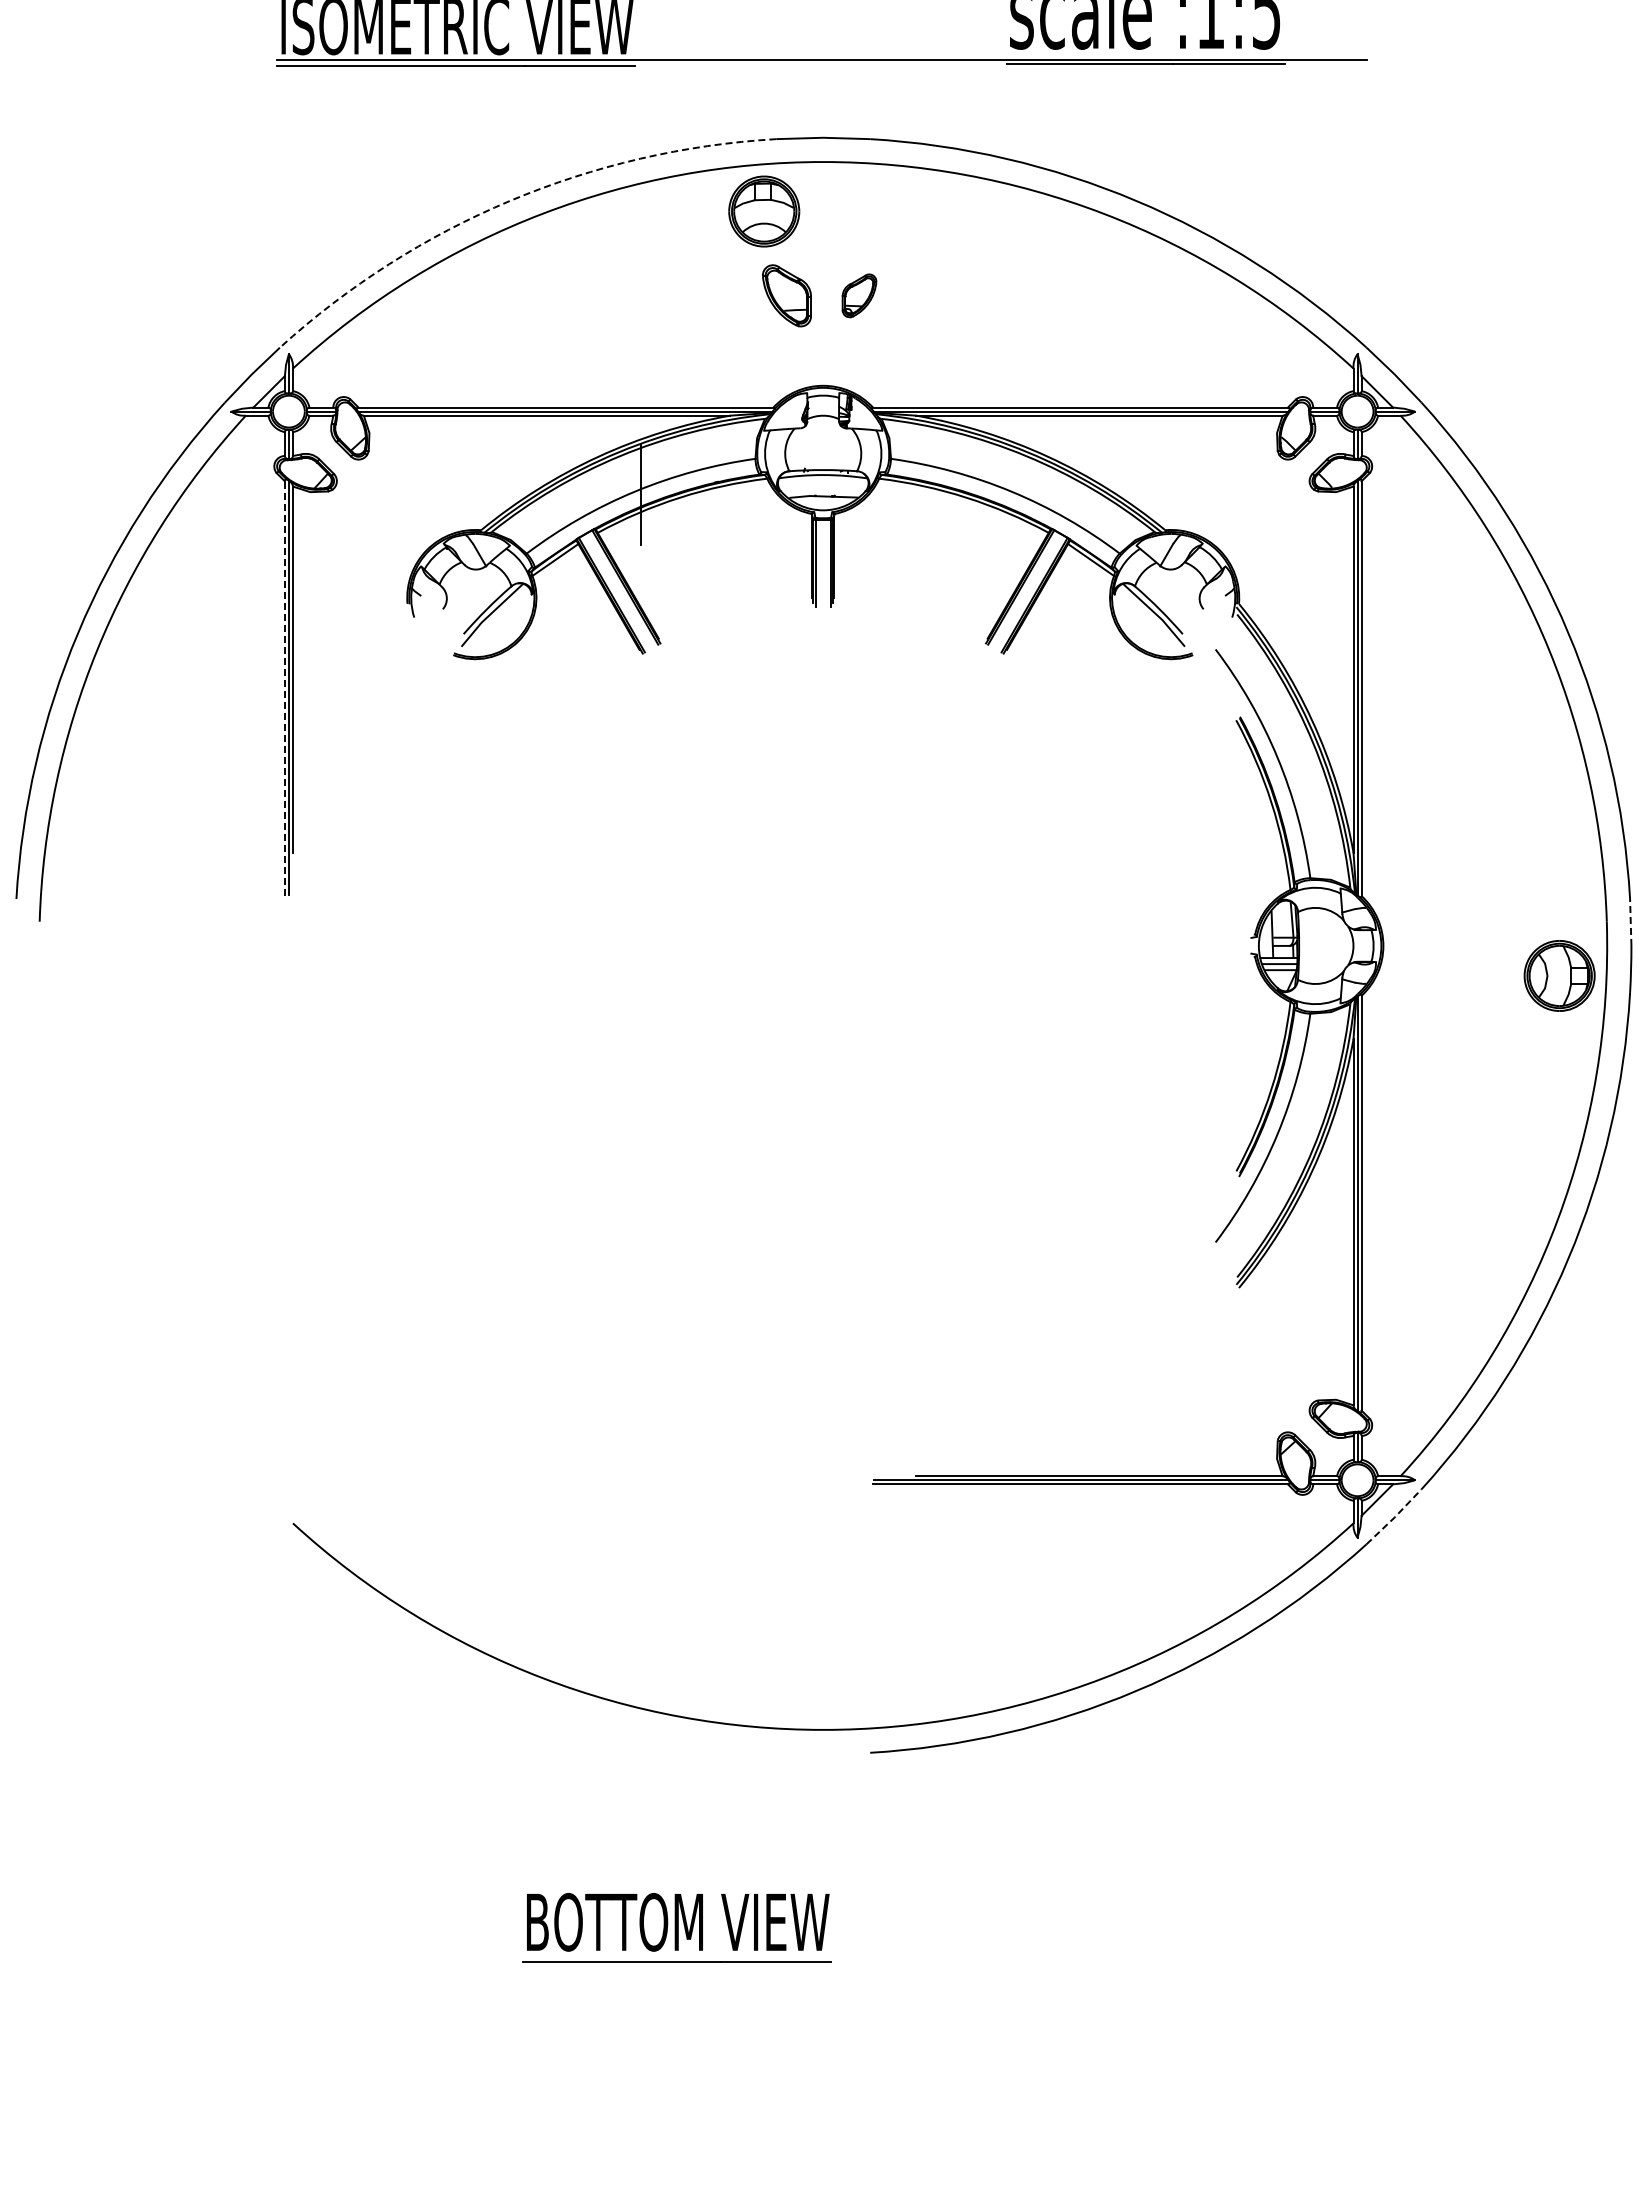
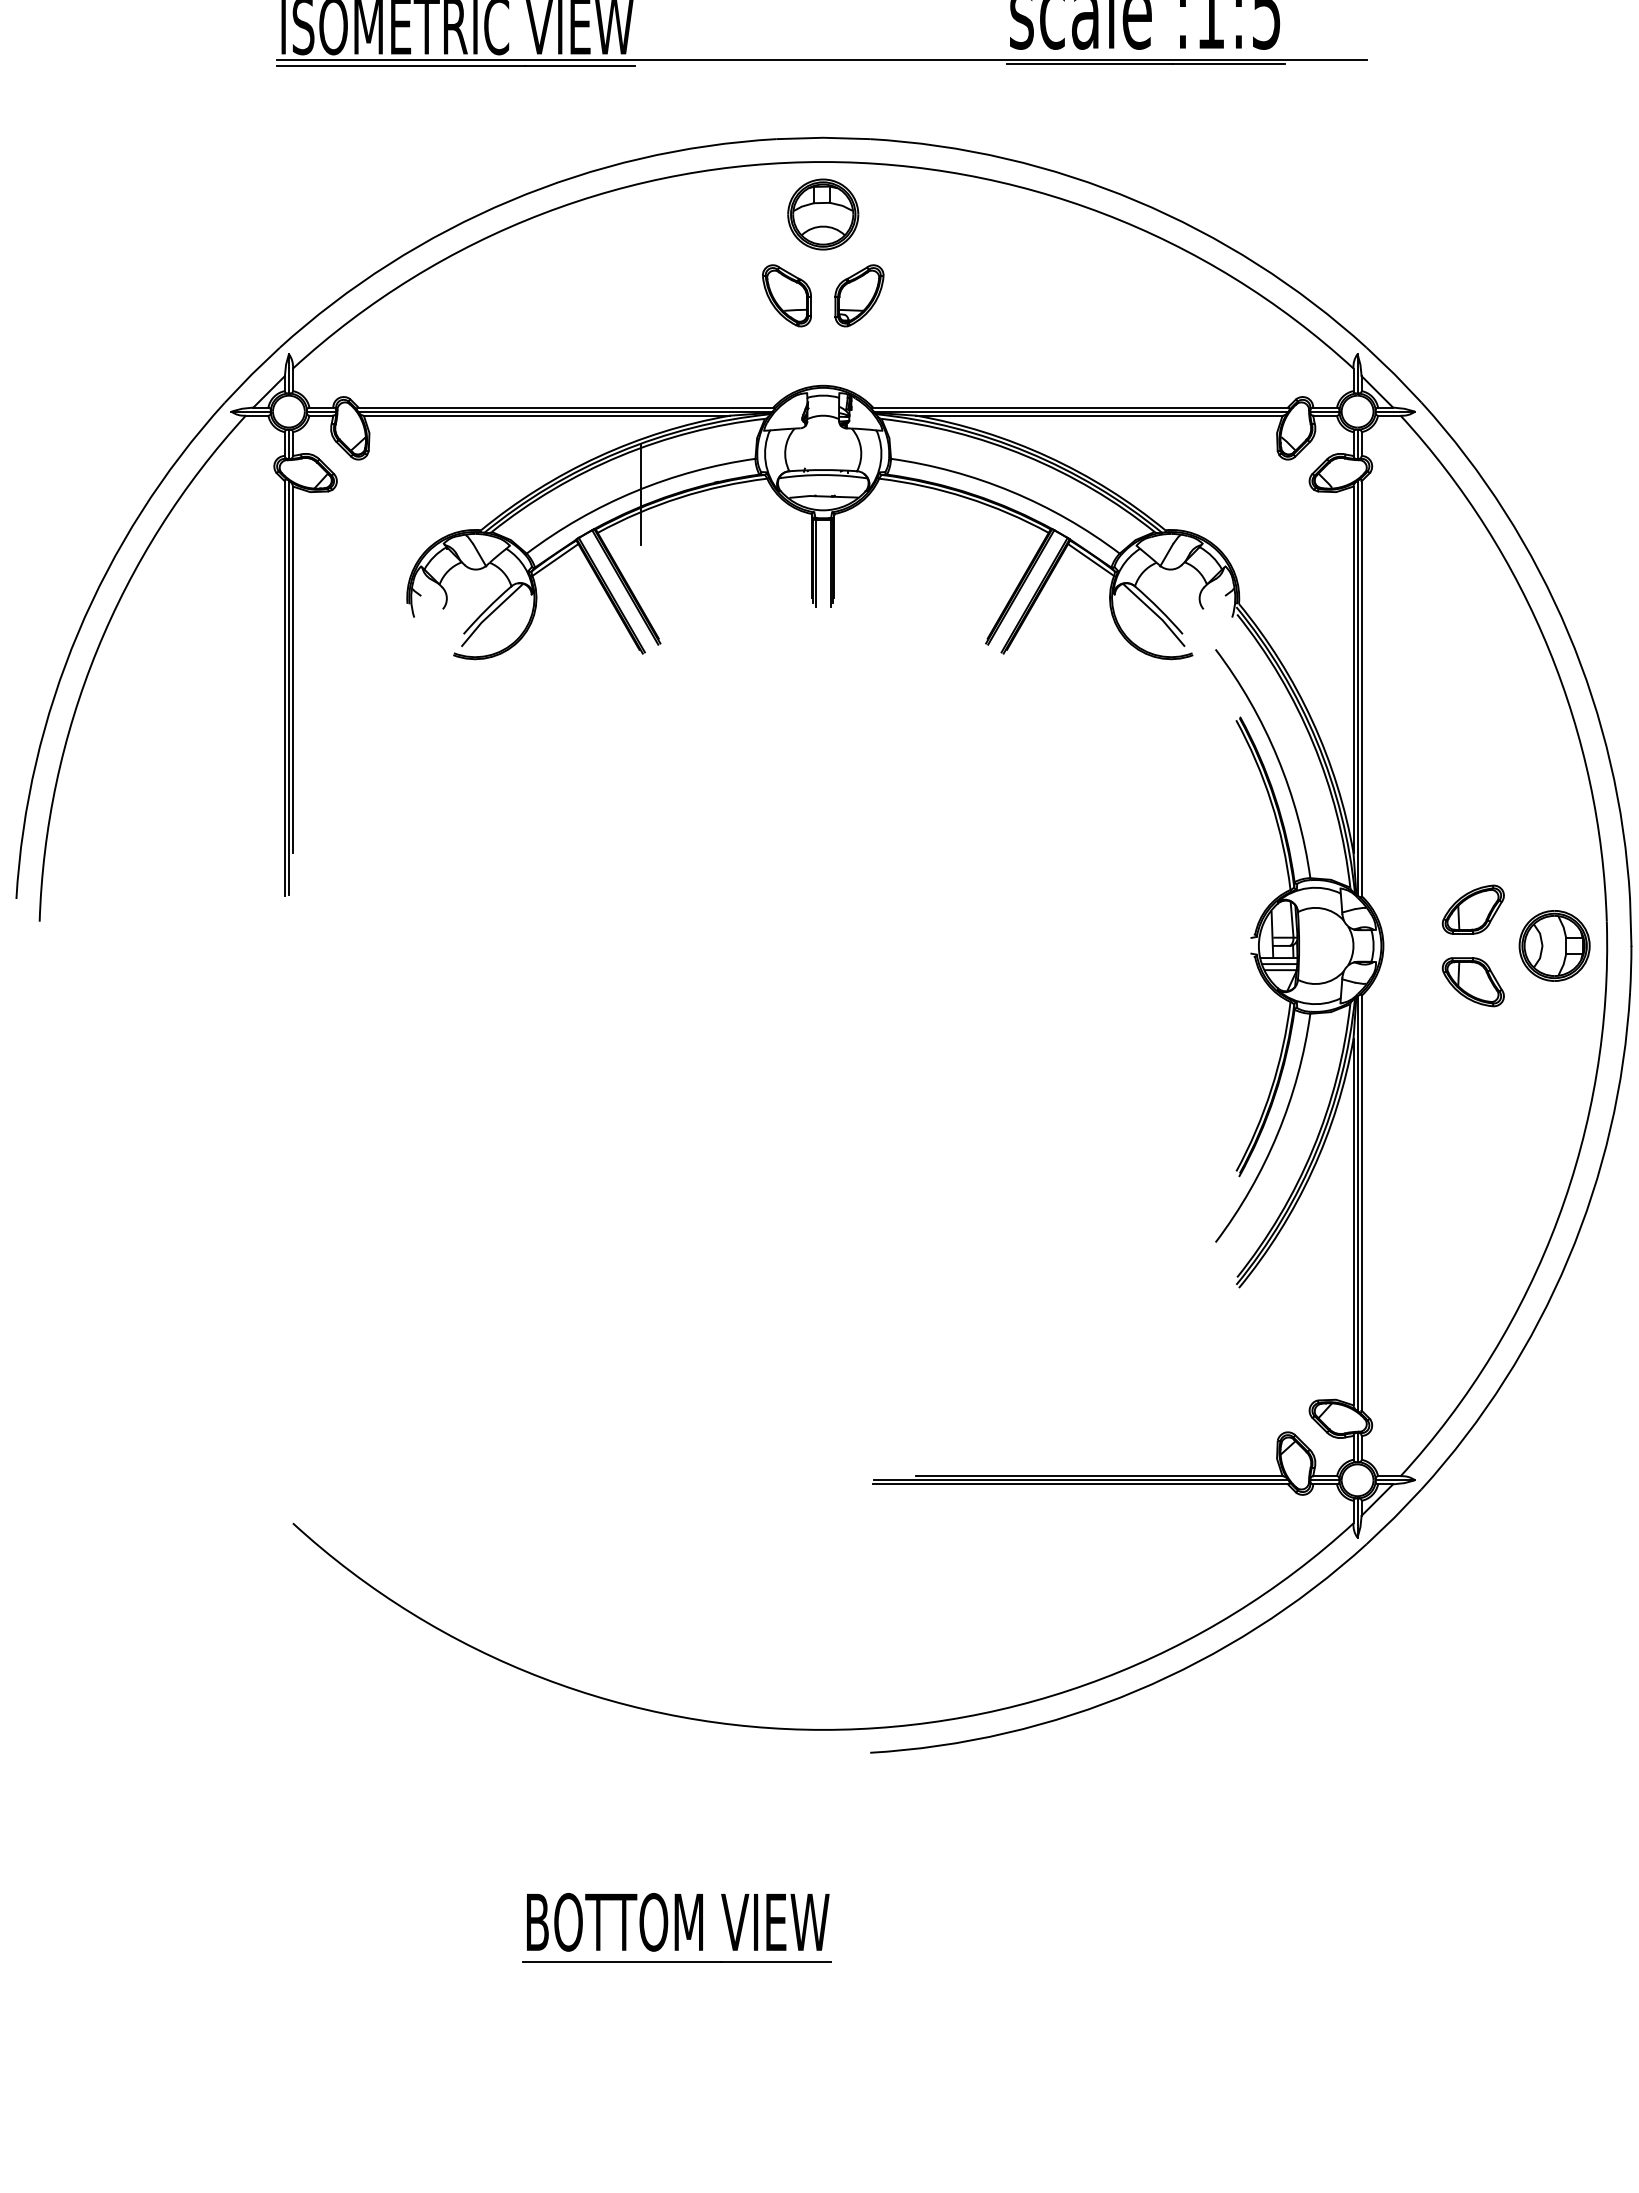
arc: dashed -> solid (510, 200)
part position: (764, 211) -> (823, 214) (823, 214)
part size: 37x46 px -> 51x64 px (859, 295)
line: dashed -> solid (284, 688)
part: none -> present (1472, 909)
line: dashed -> solid (1630, 922)
part position: (1559, 975) -> (1554, 945) (1554, 945)
part: none -> present (1472, 982)
line: dashed -> solid (1394, 1517)
